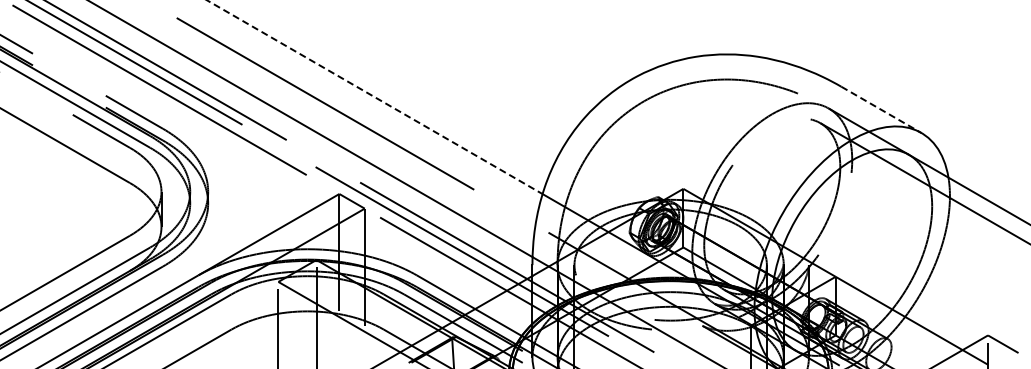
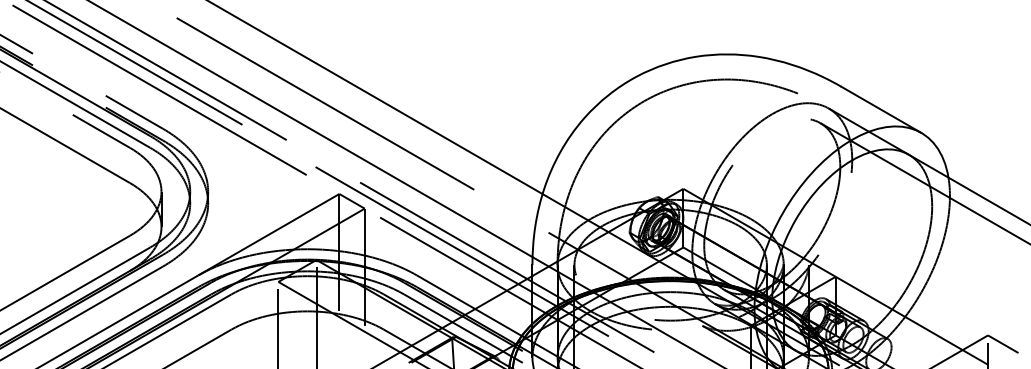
line: dashed -> solid (374, 97)
line: dashed -> solid (881, 110)
